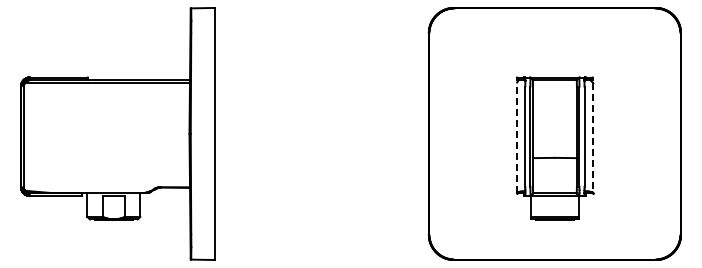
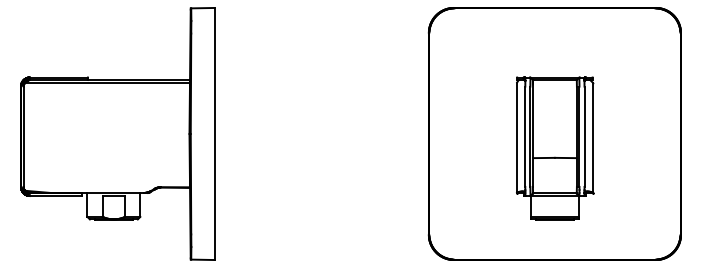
line: dashed -> solid (517, 137)
line: dashed -> solid (592, 138)
